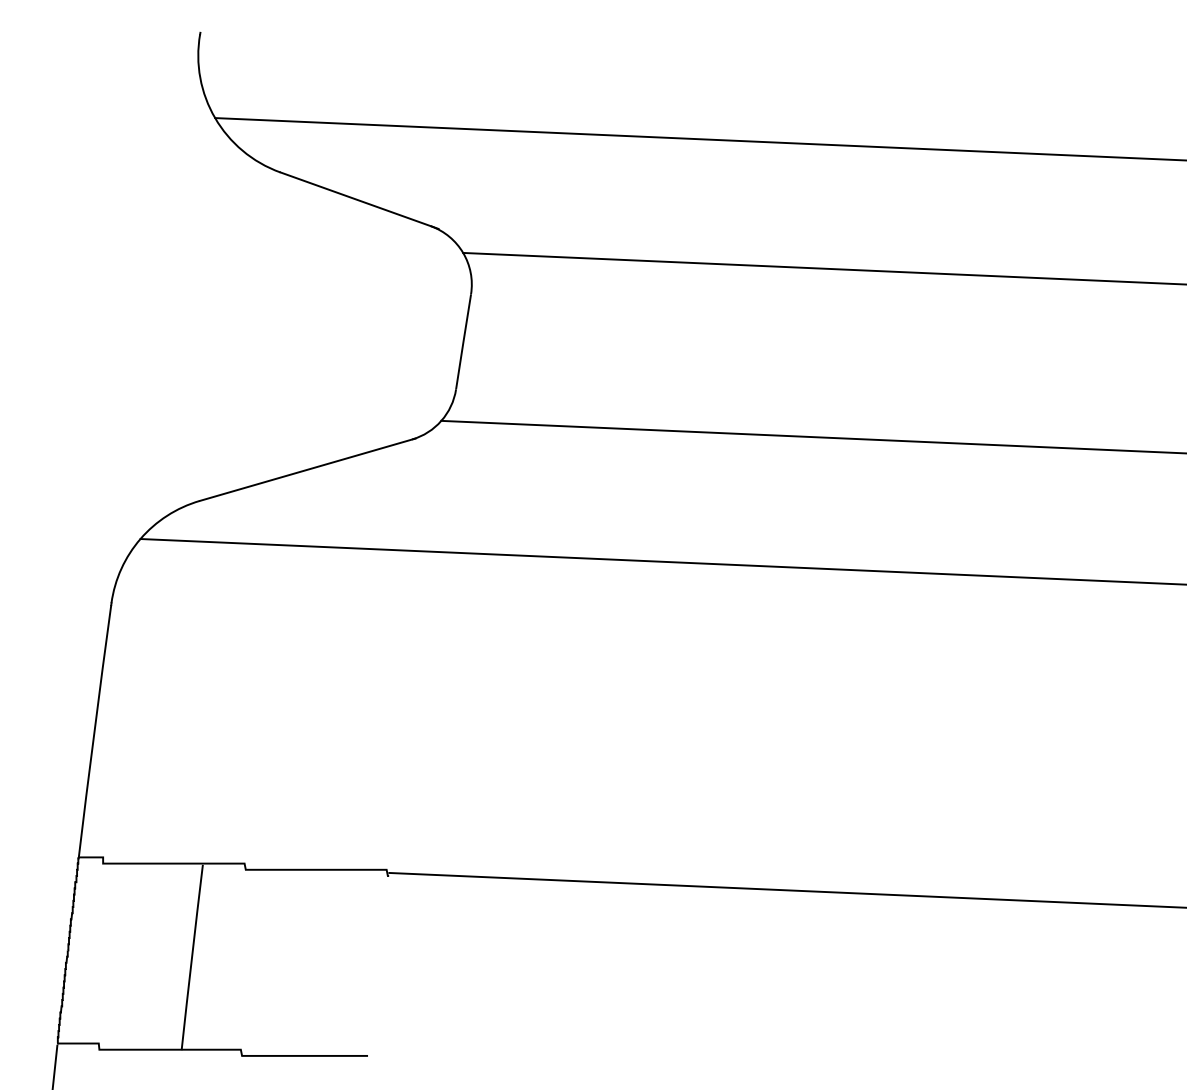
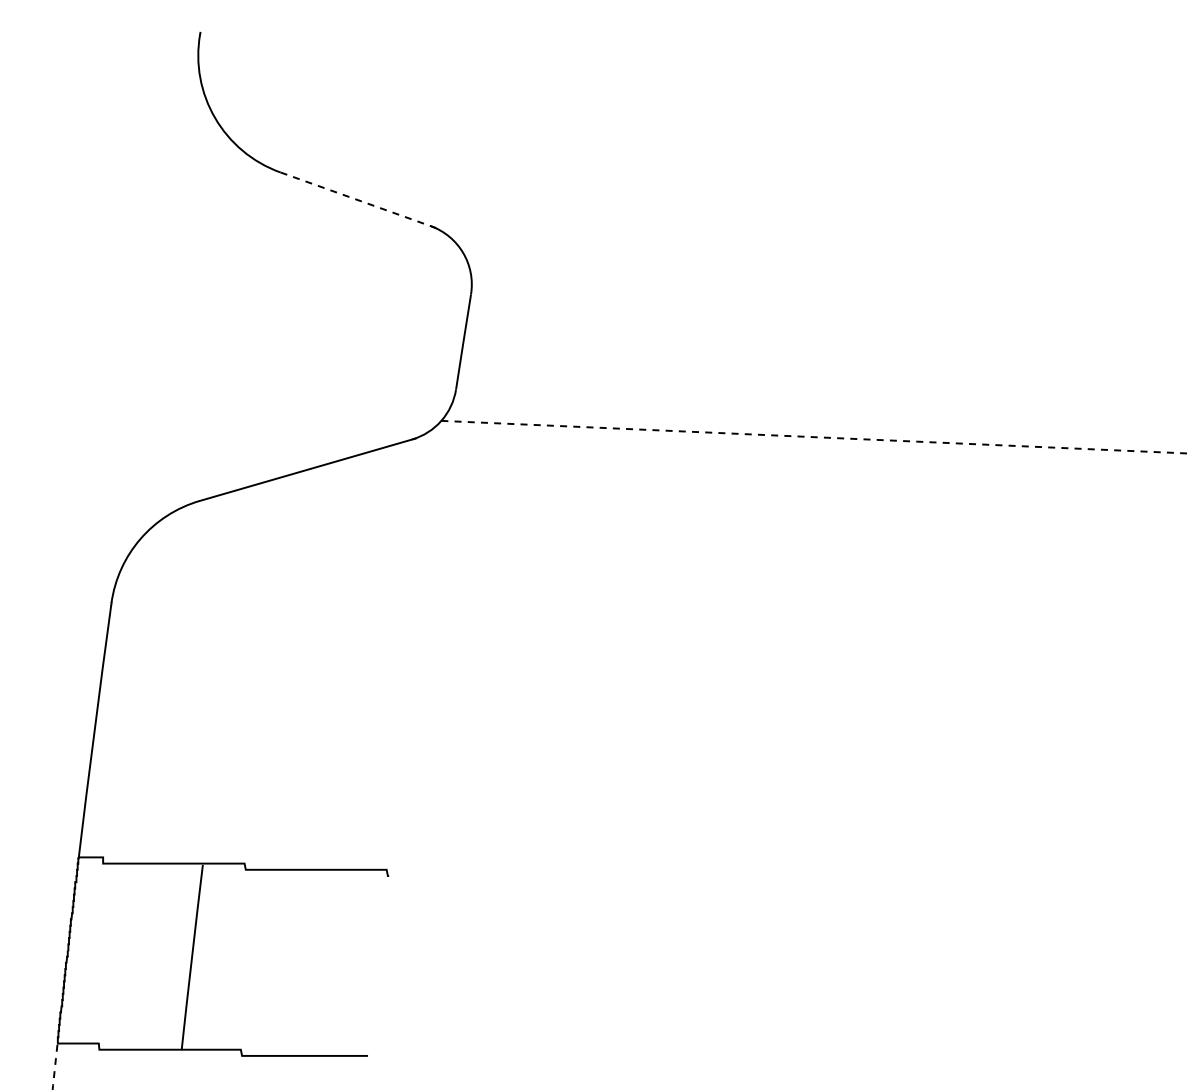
line: present -> none (699, 139)
line: solid -> dashed (359, 200)
line: present -> none (823, 268)
line: solid -> dashed (813, 437)
line: present -> none (661, 561)
line: present -> none (786, 889)
arc: solid -> dashed (55, 1067)
